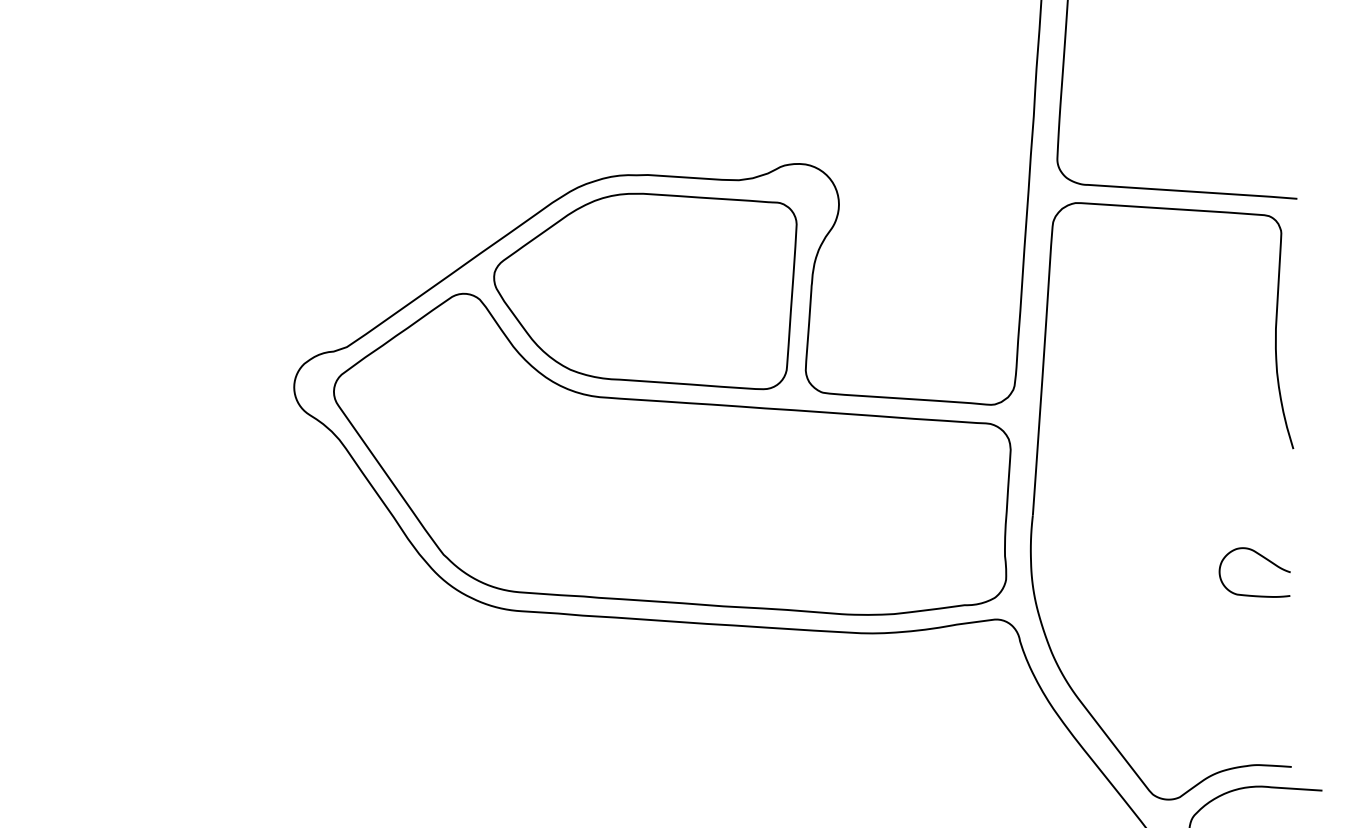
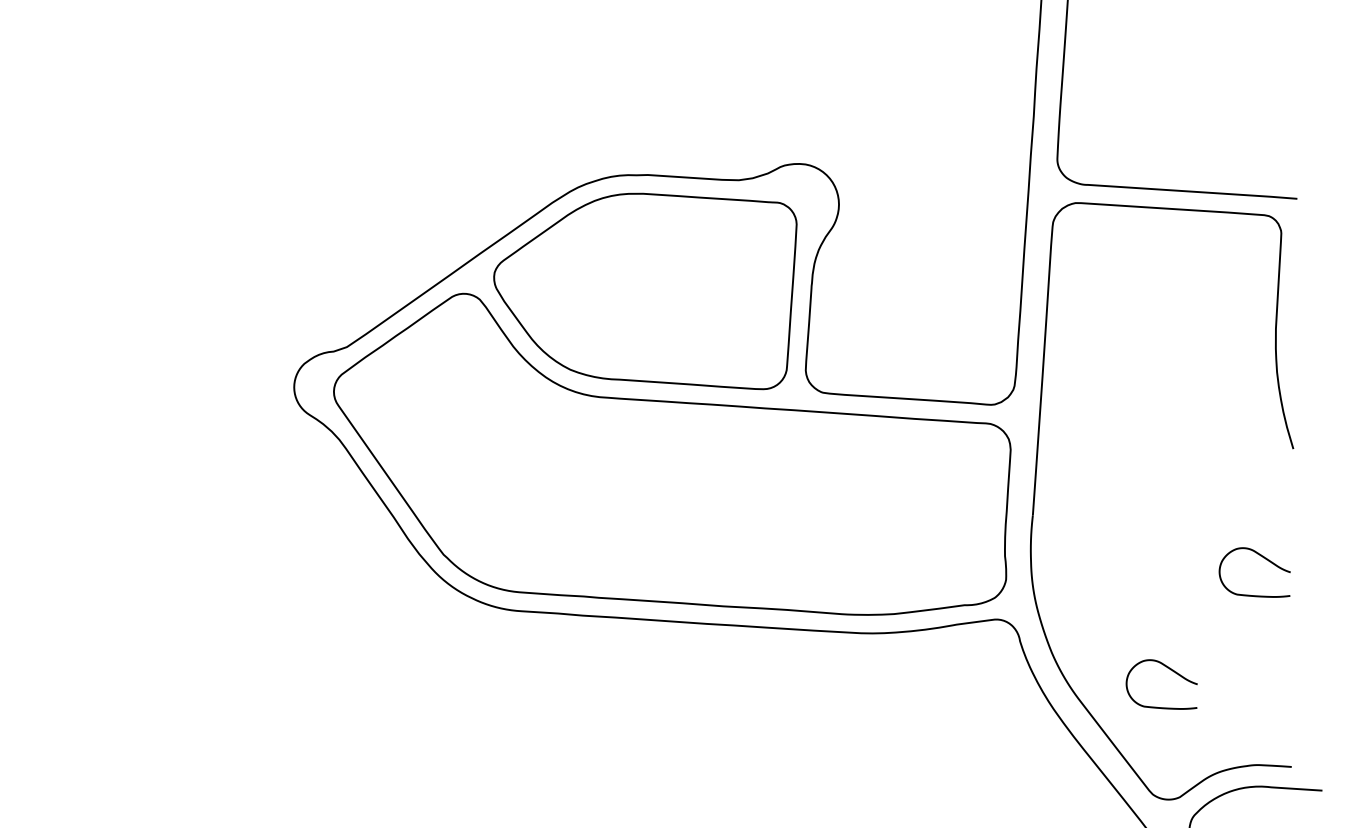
curve: none -> present (1170, 670)
